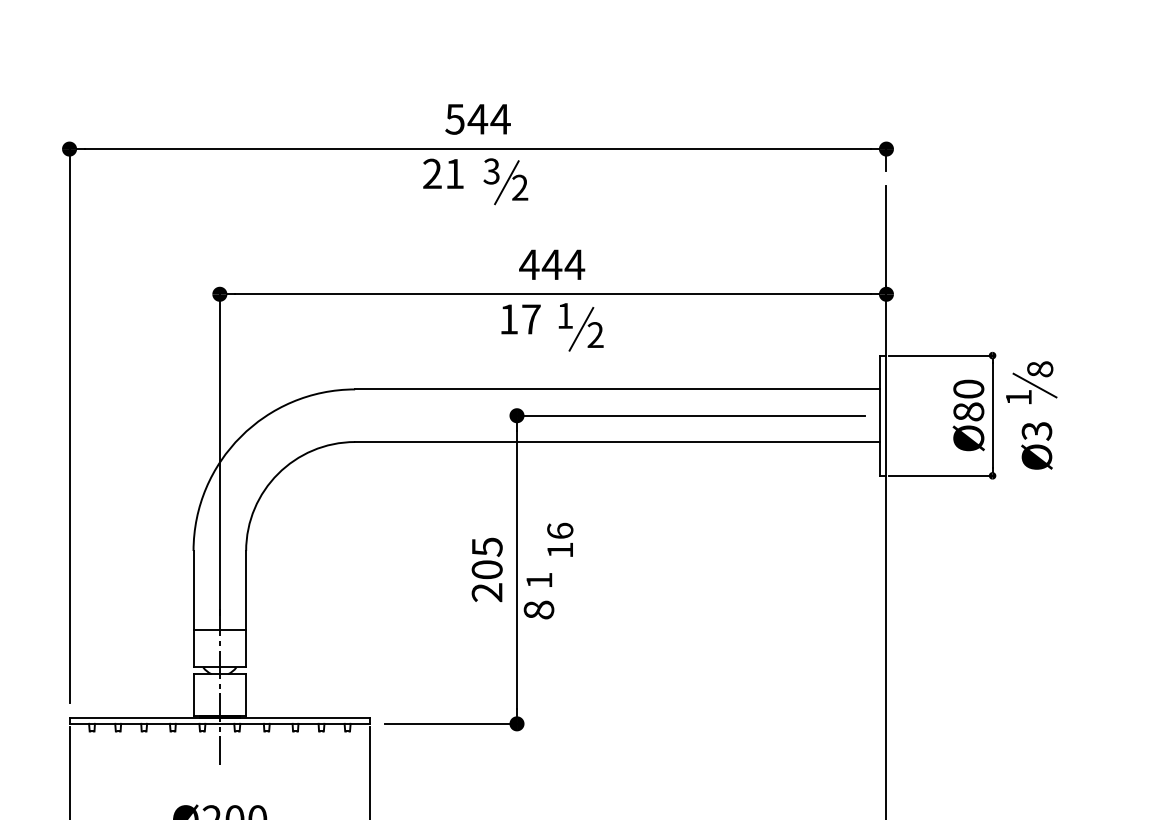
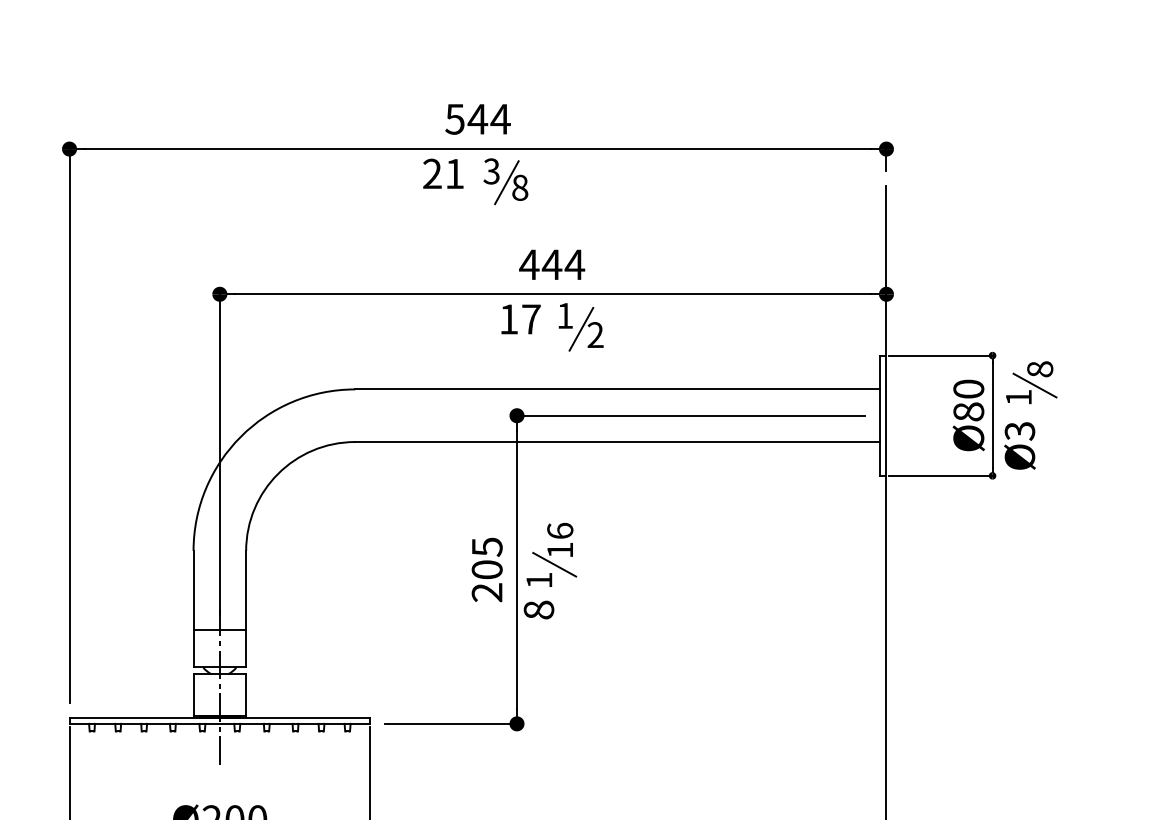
text: 2 -> 8 (520, 187)
text position: (1036, 445) -> (1019, 445) (1019, 445)
line: none -> present (554, 564)
